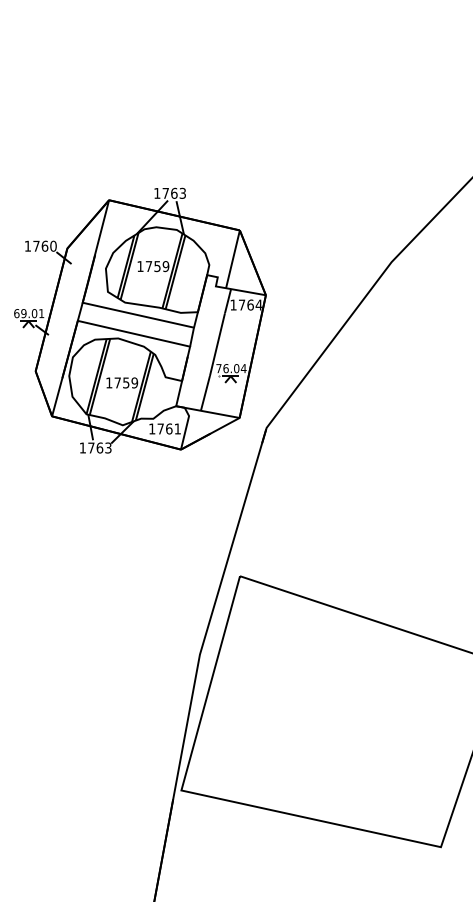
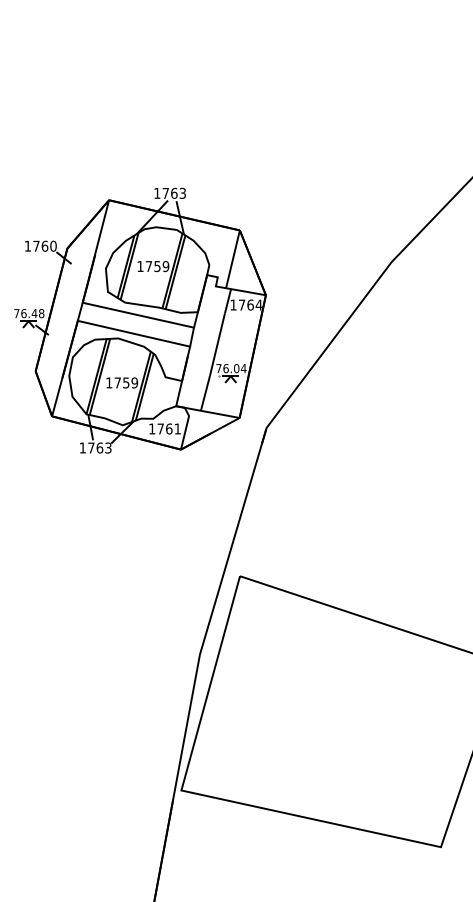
text: 69.01 -> 76.48 (29, 313)
